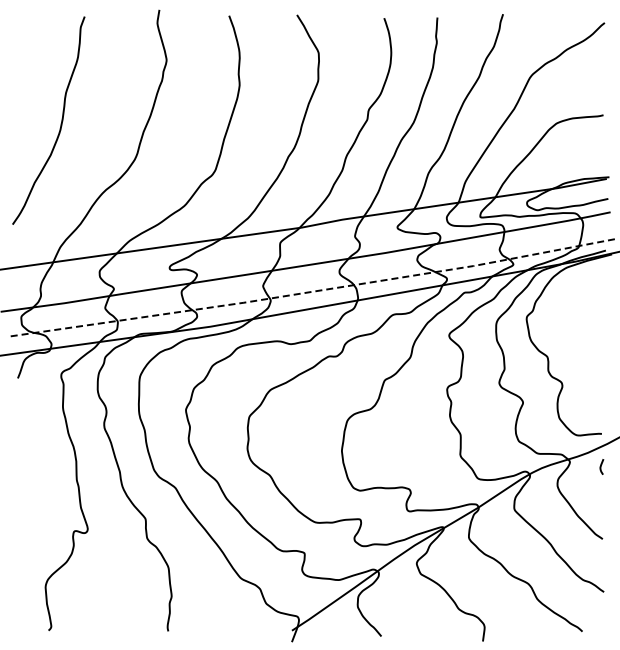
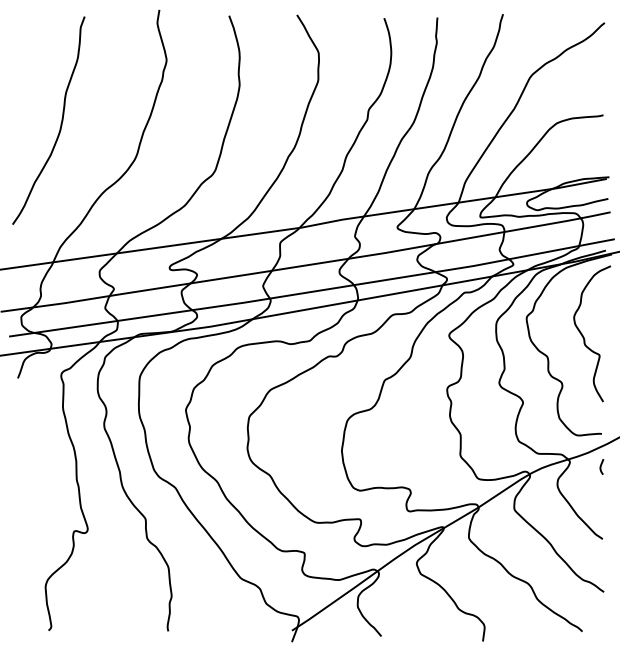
line: dashed -> solid (311, 291)
curve: none -> present (584, 337)
